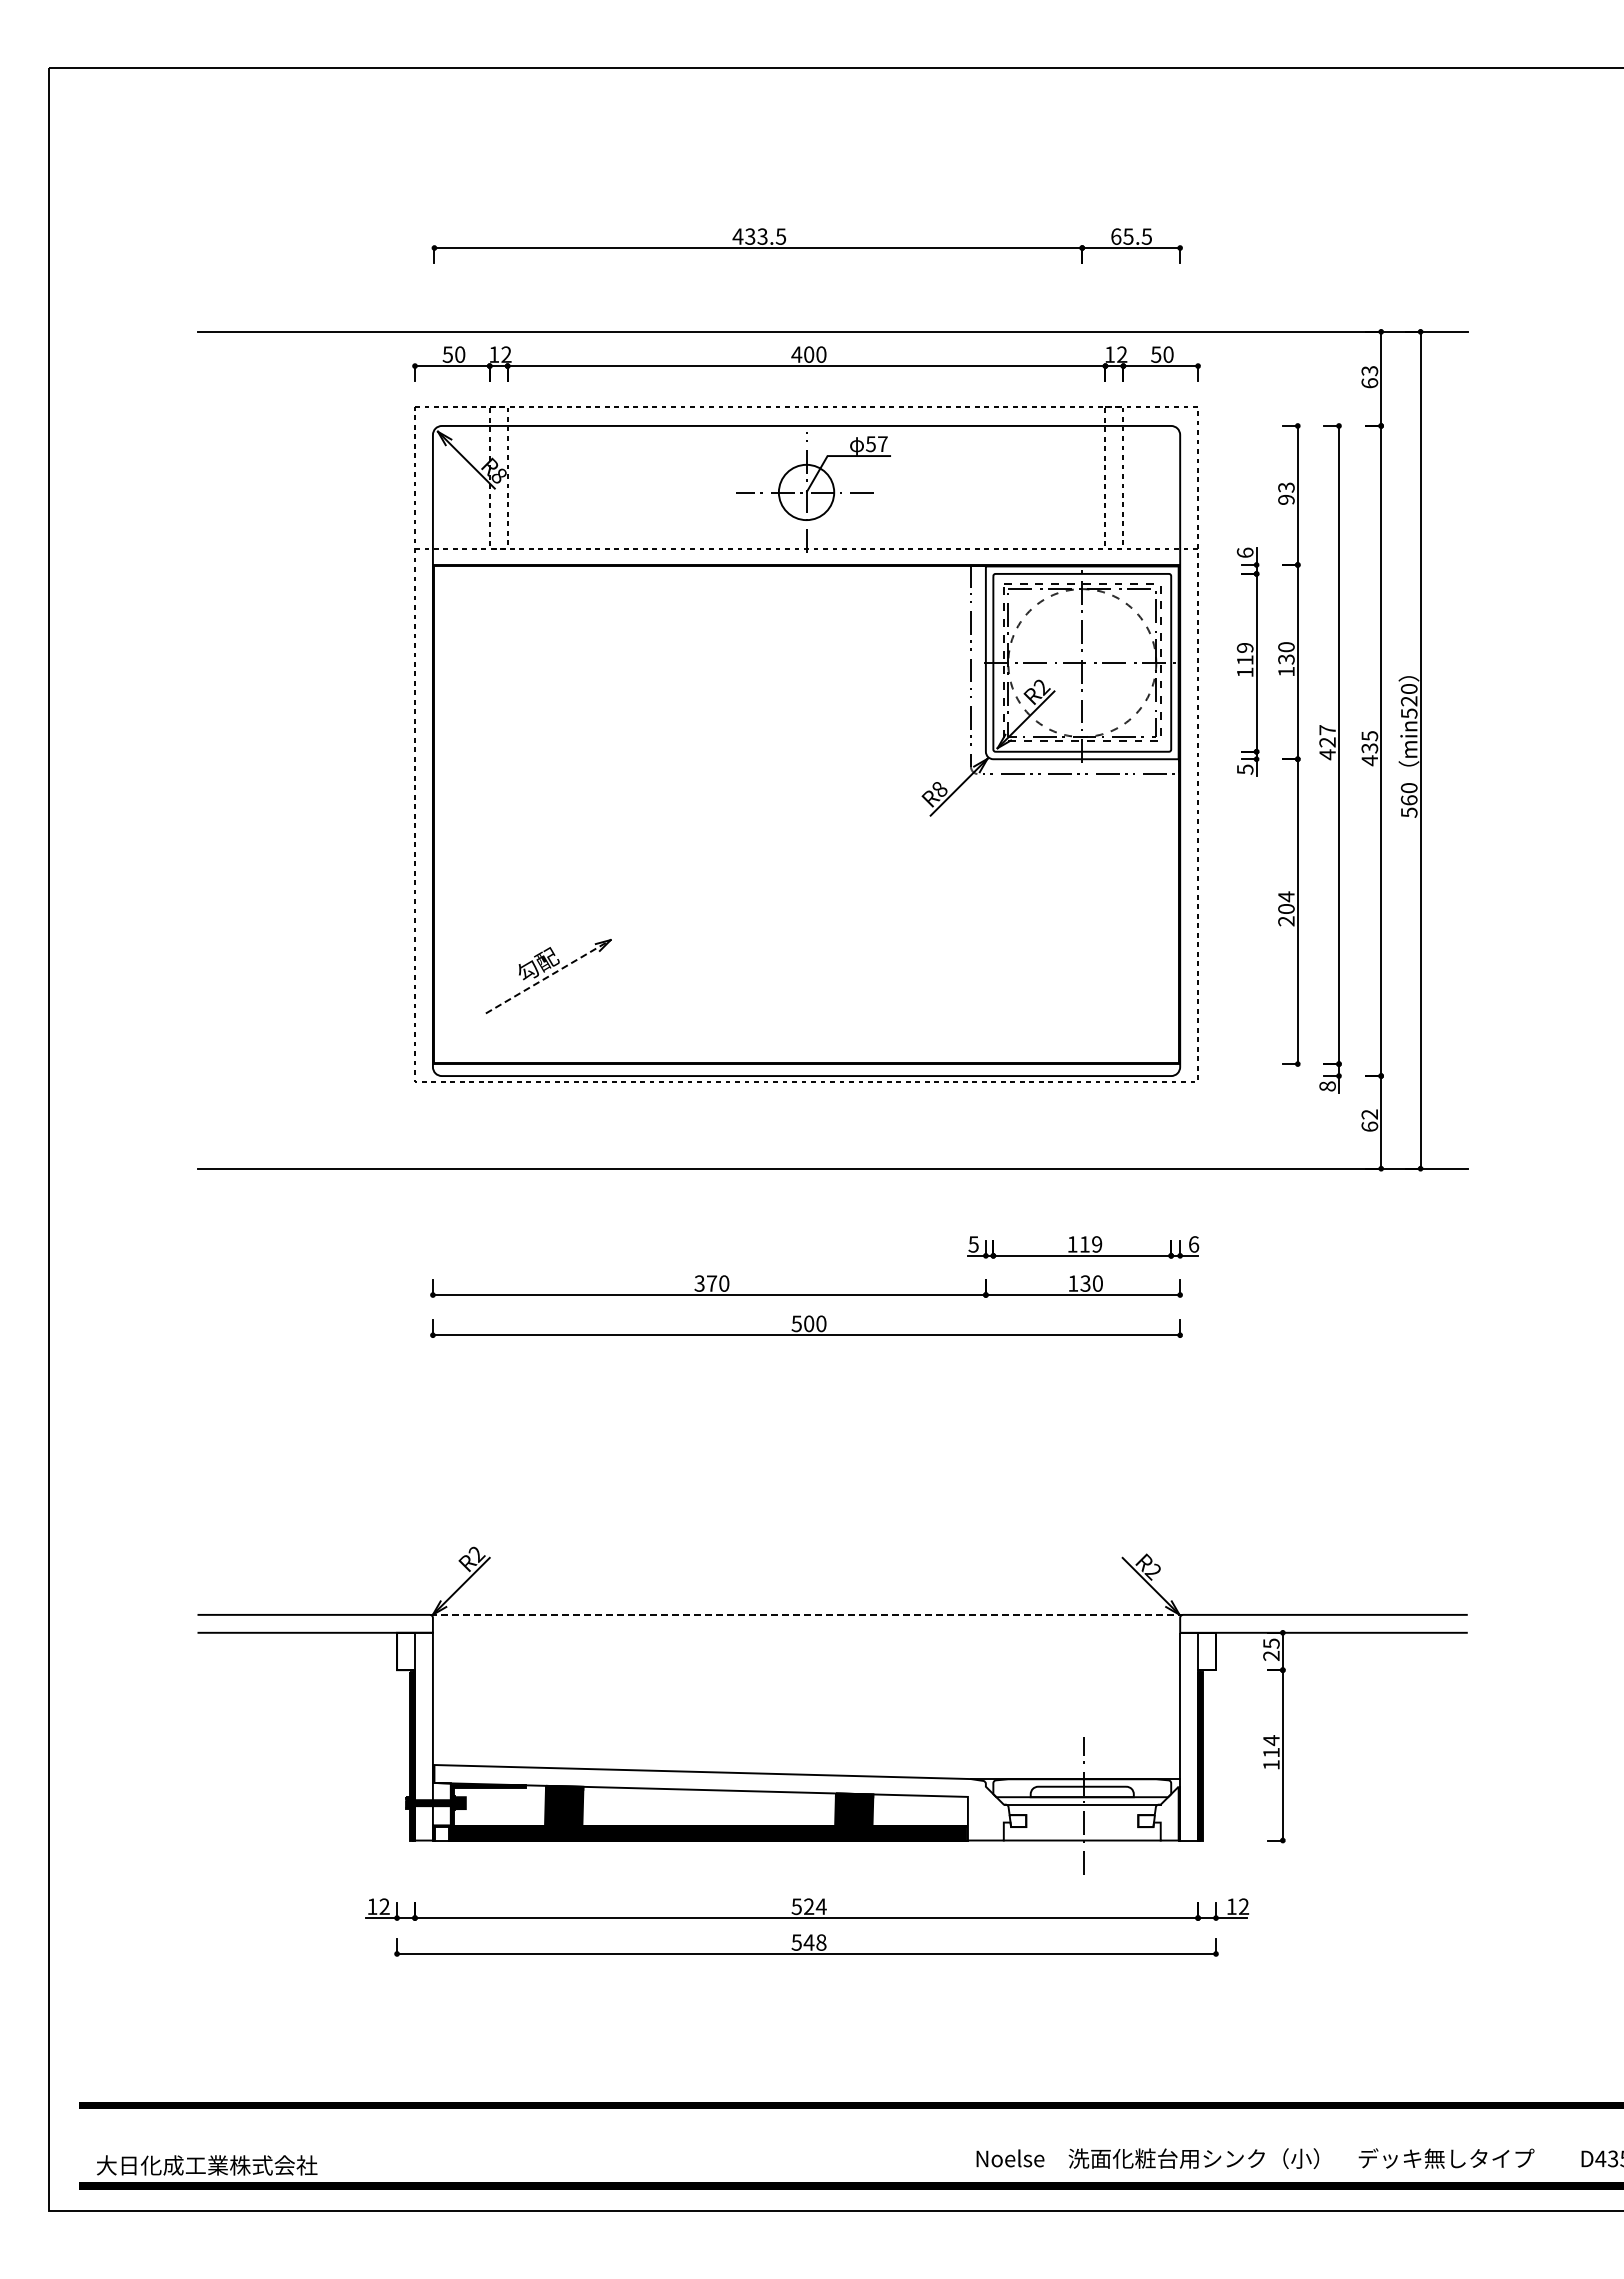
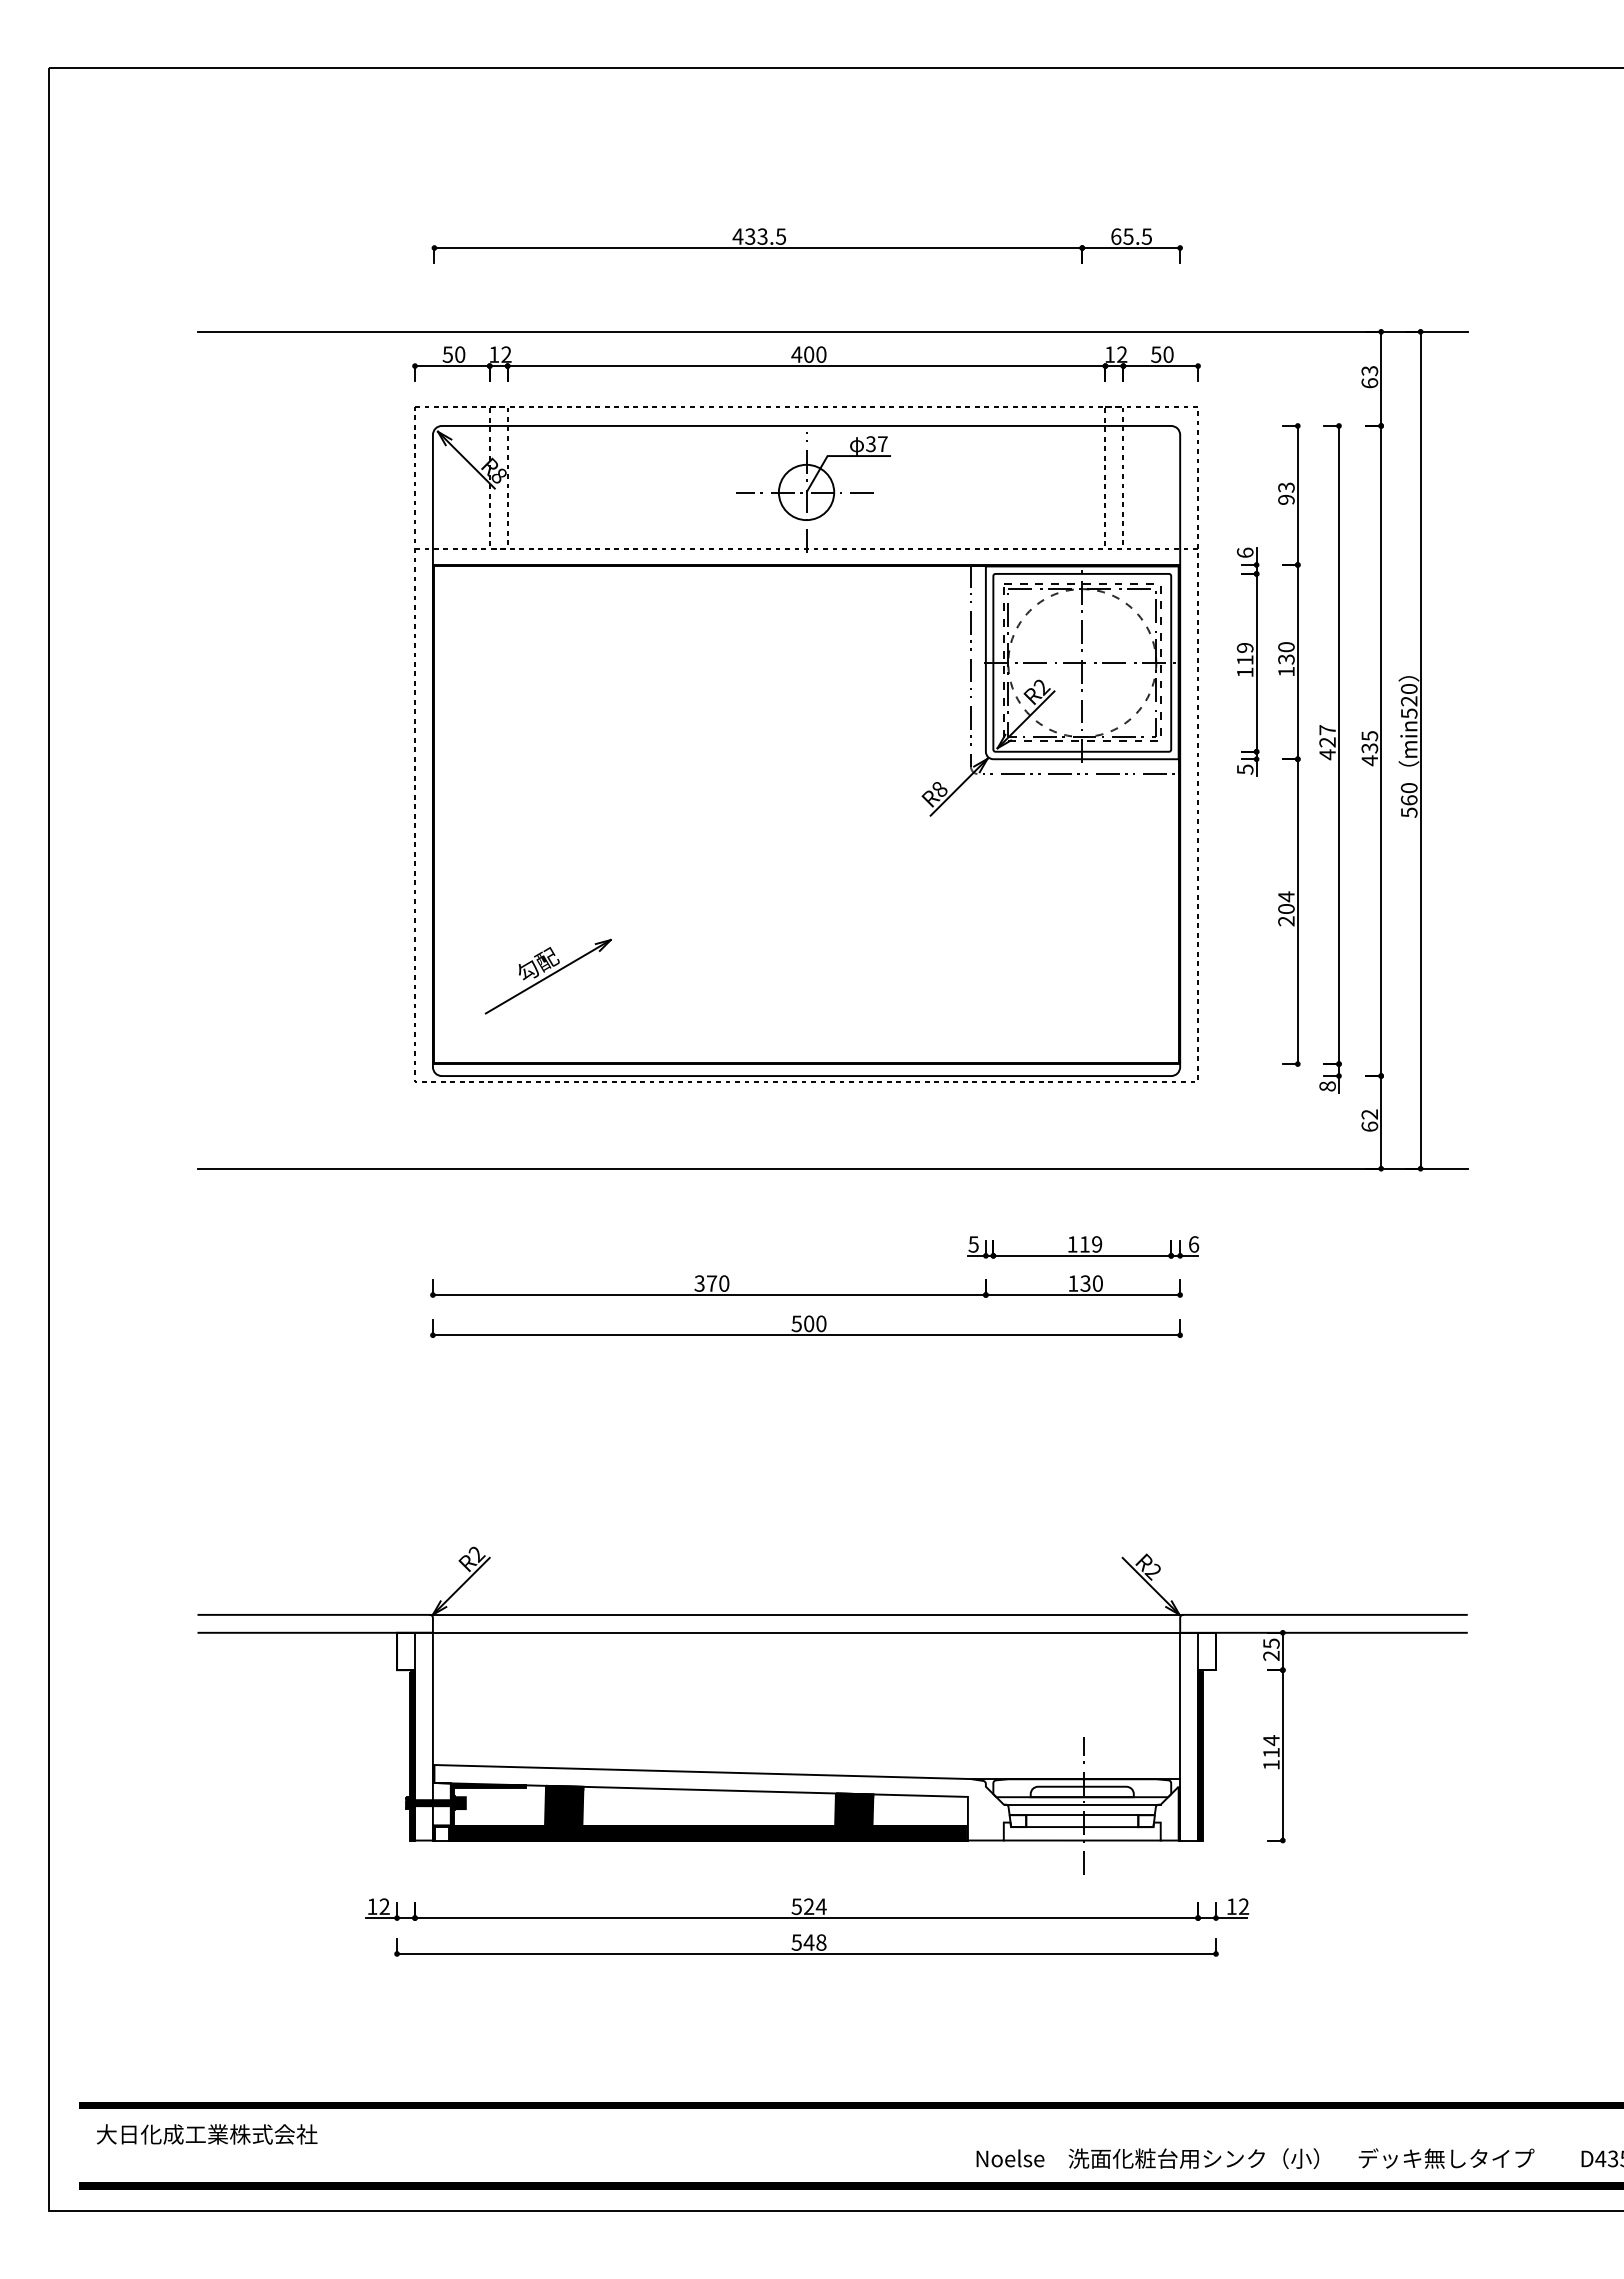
text: 57 -> 37 (870, 443)
line: dashed -> solid (548, 976)
line: dashed -> solid (806, 1614)
line: none -> present (806, 1632)
line: none -> present (1082, 1815)
line: none -> present (1082, 1827)
text position: (207, 2165) -> (207, 2134) (207, 2134)
